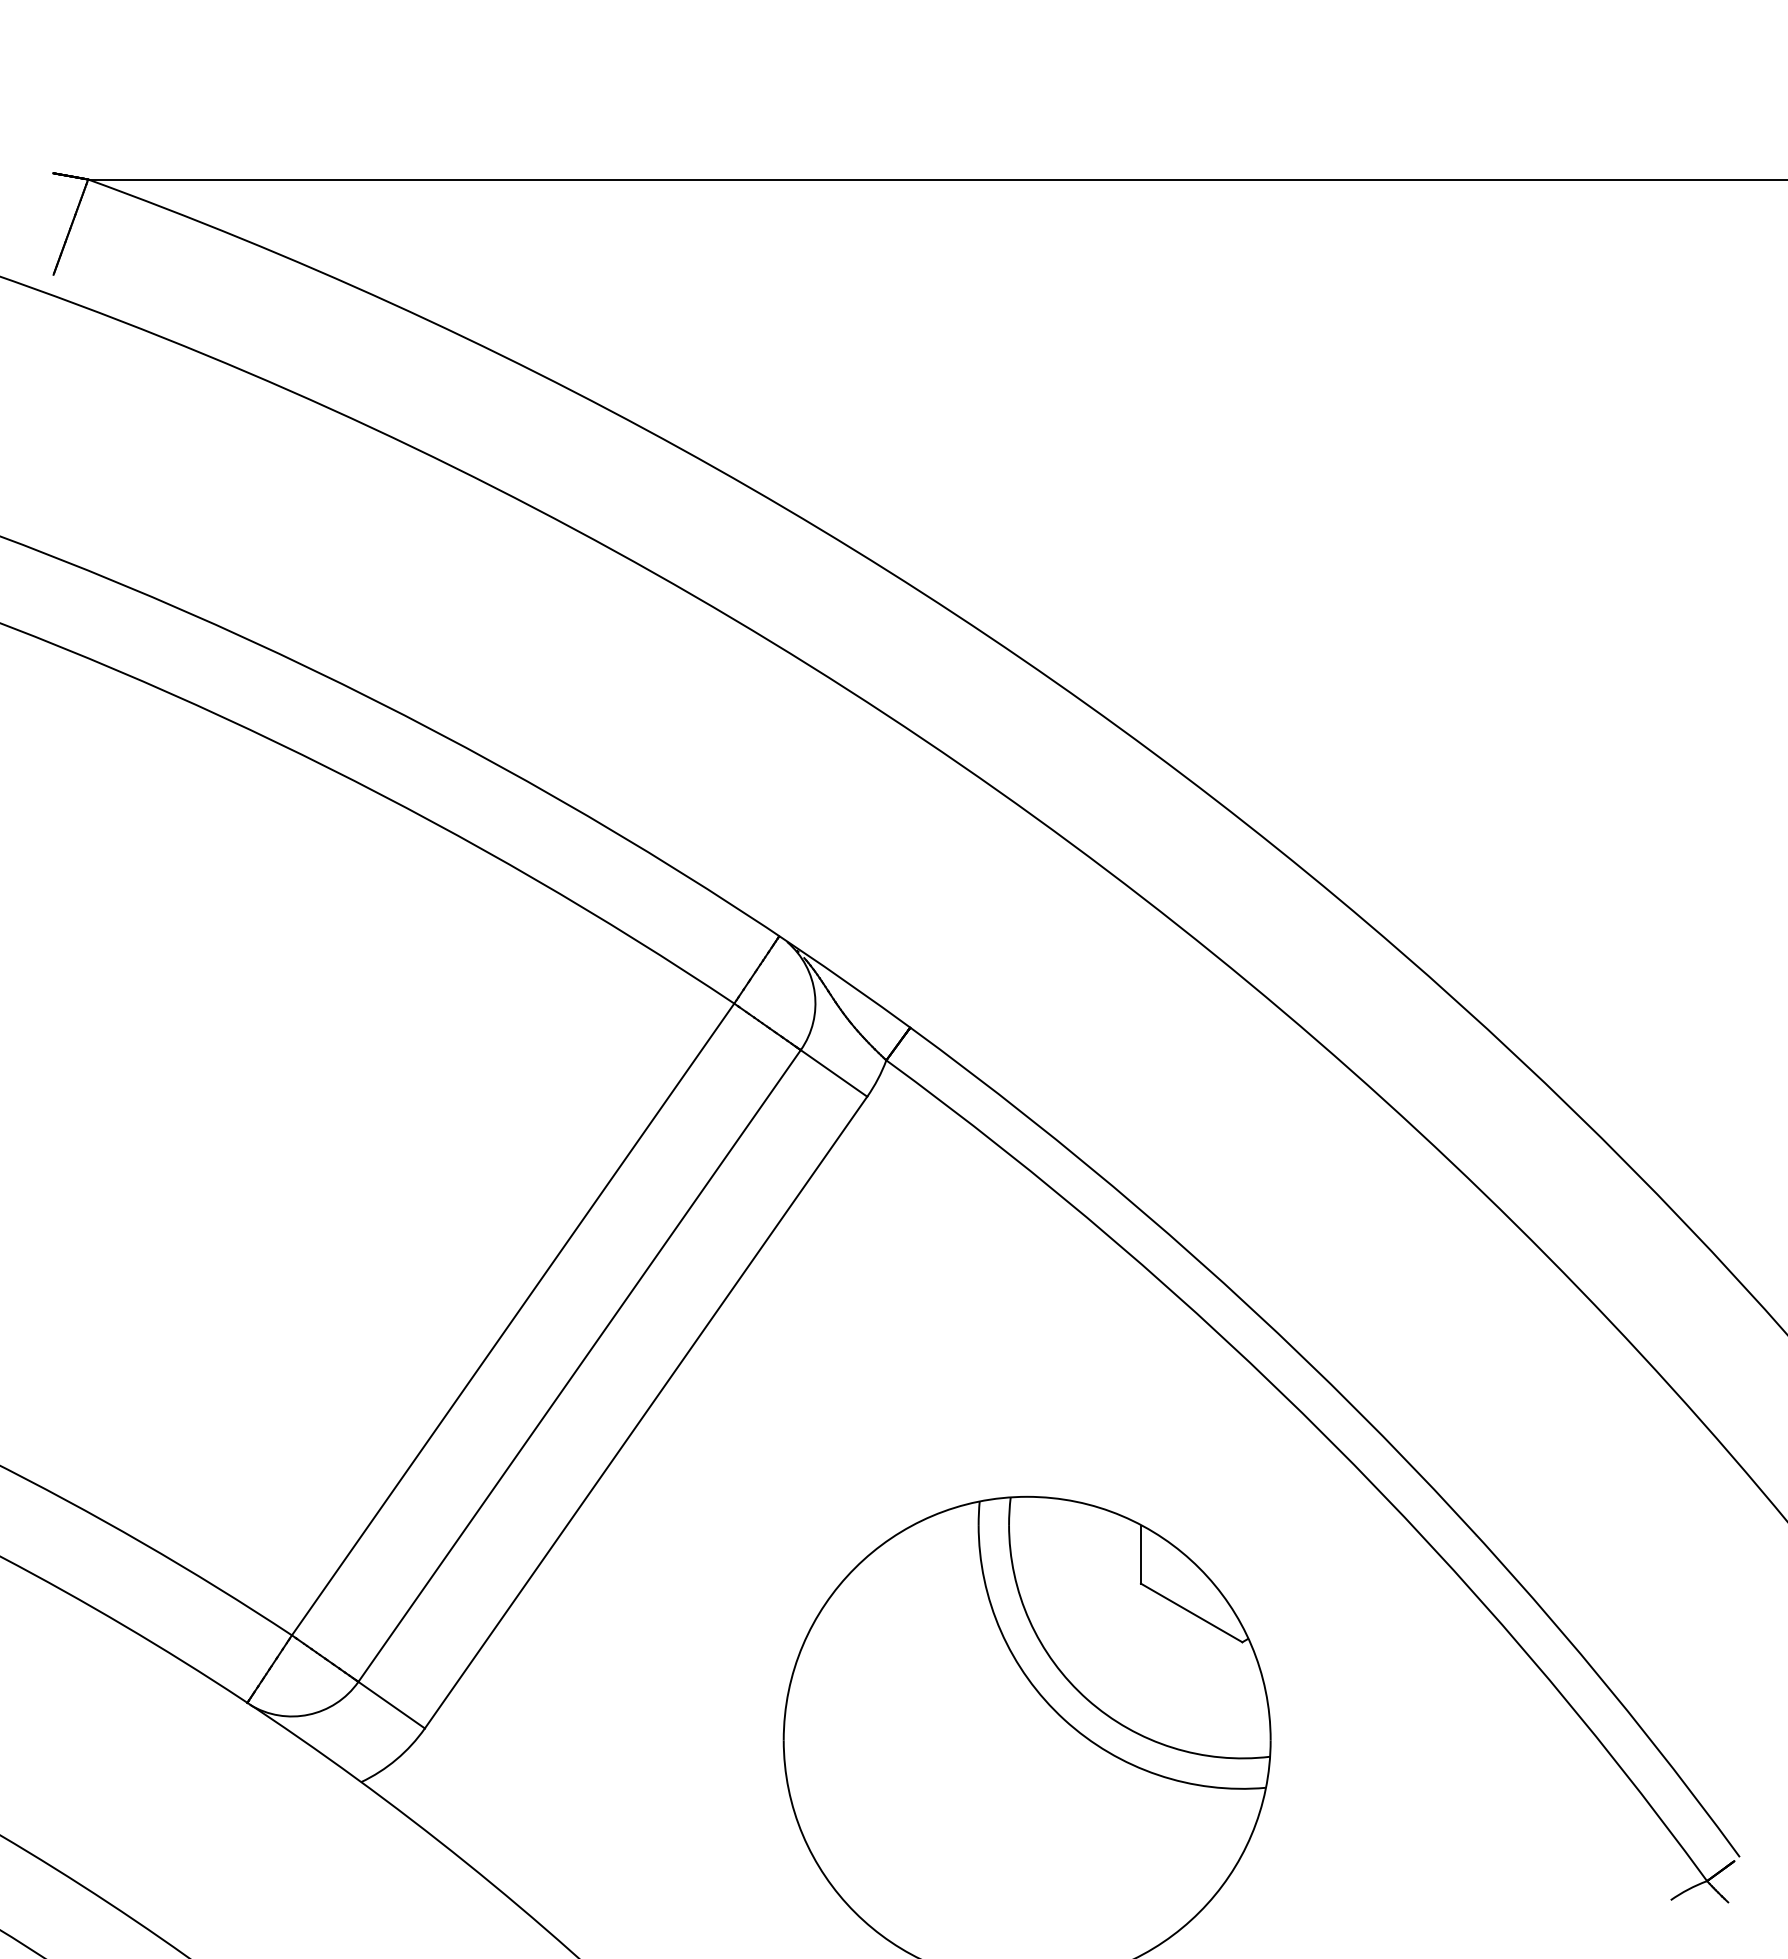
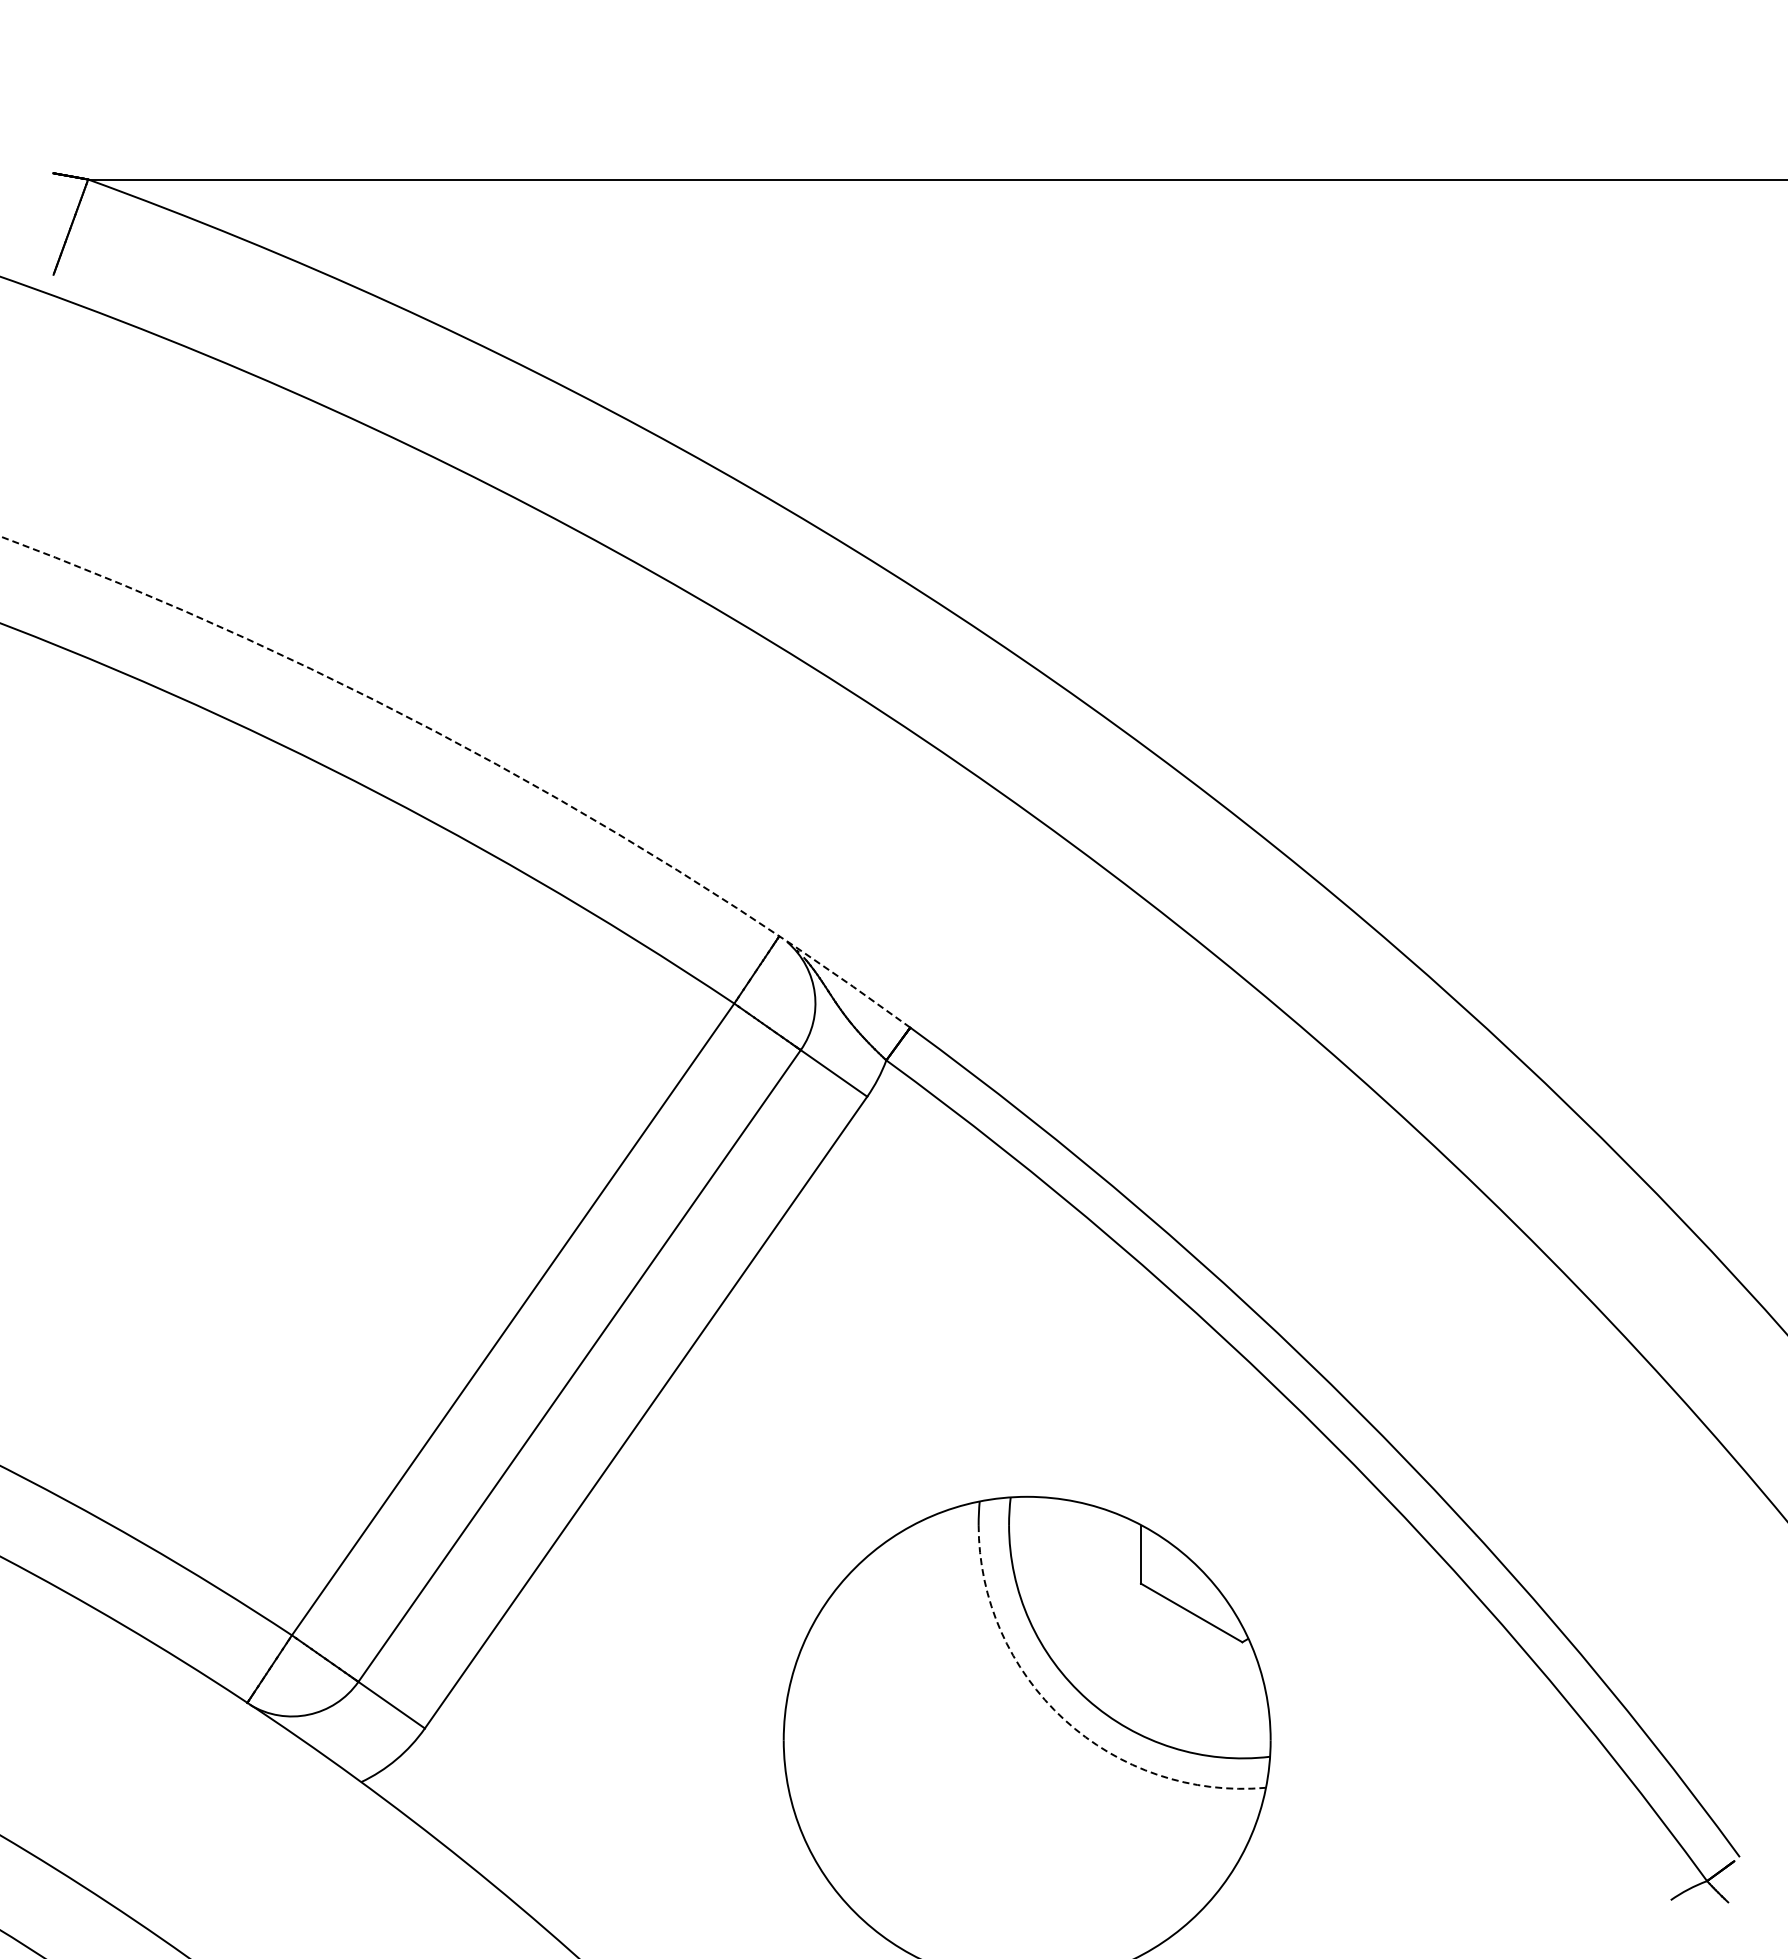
arc: solid -> dashed (474, 752)
arc: solid -> dashed (1064, 1719)
